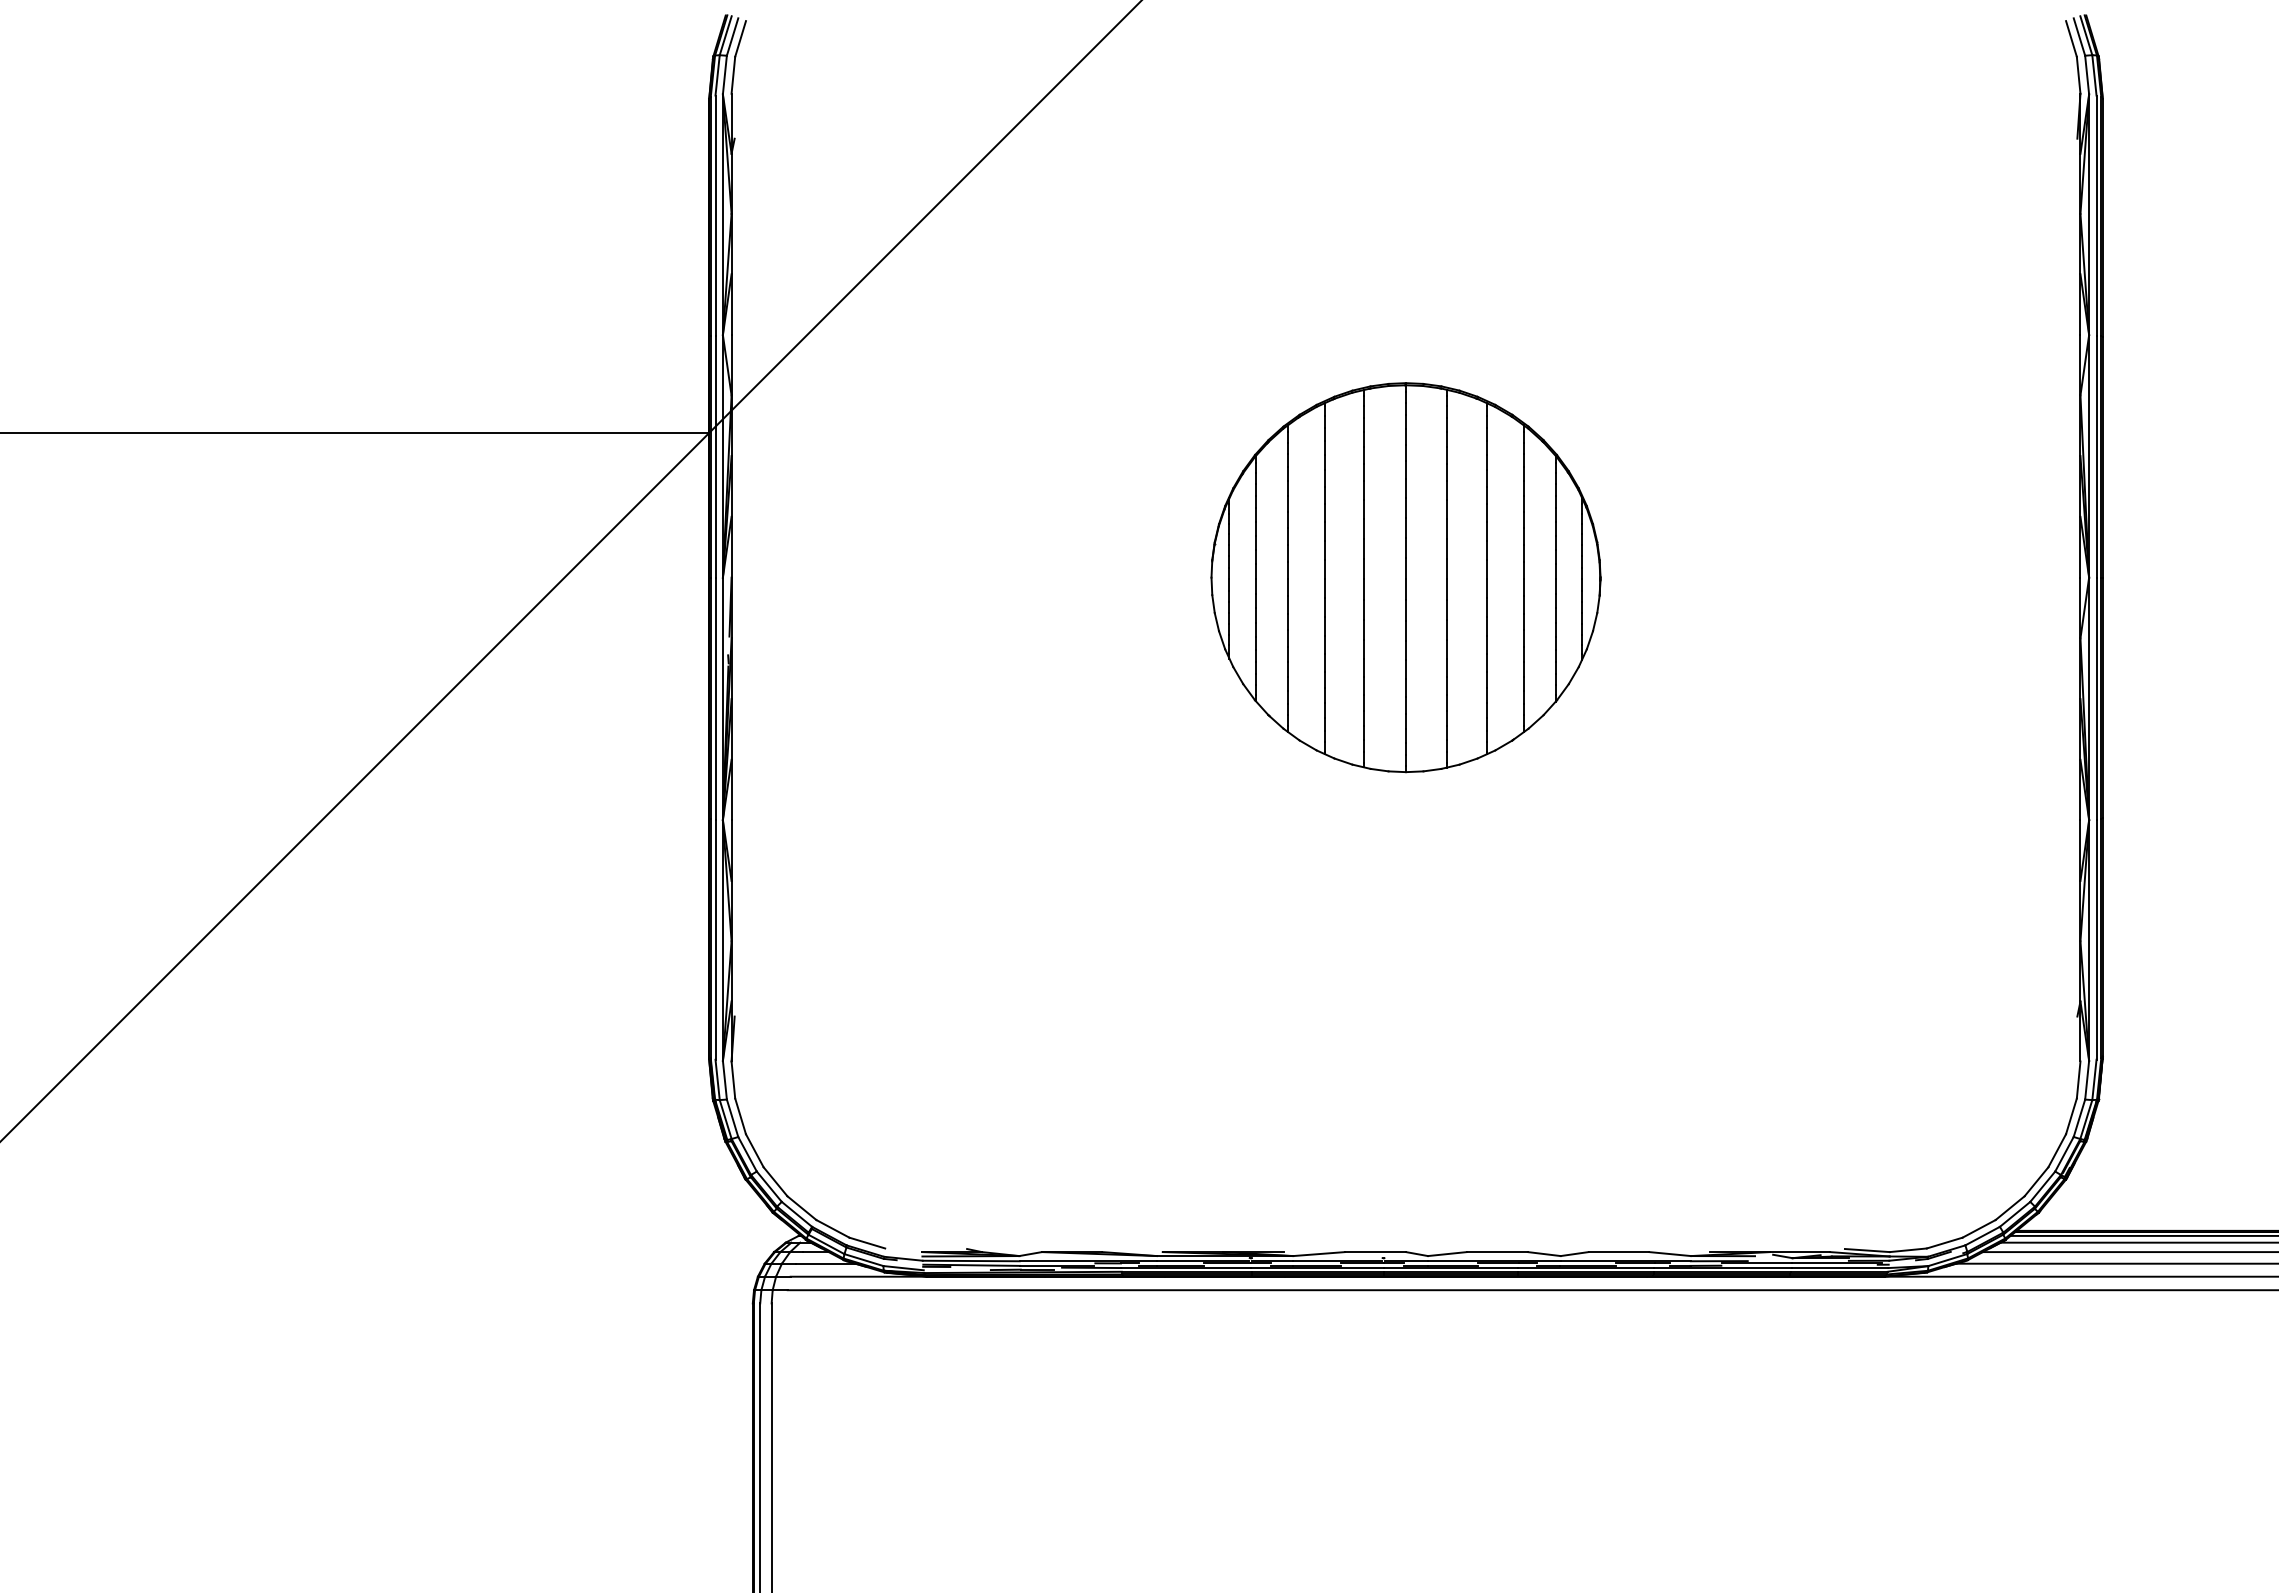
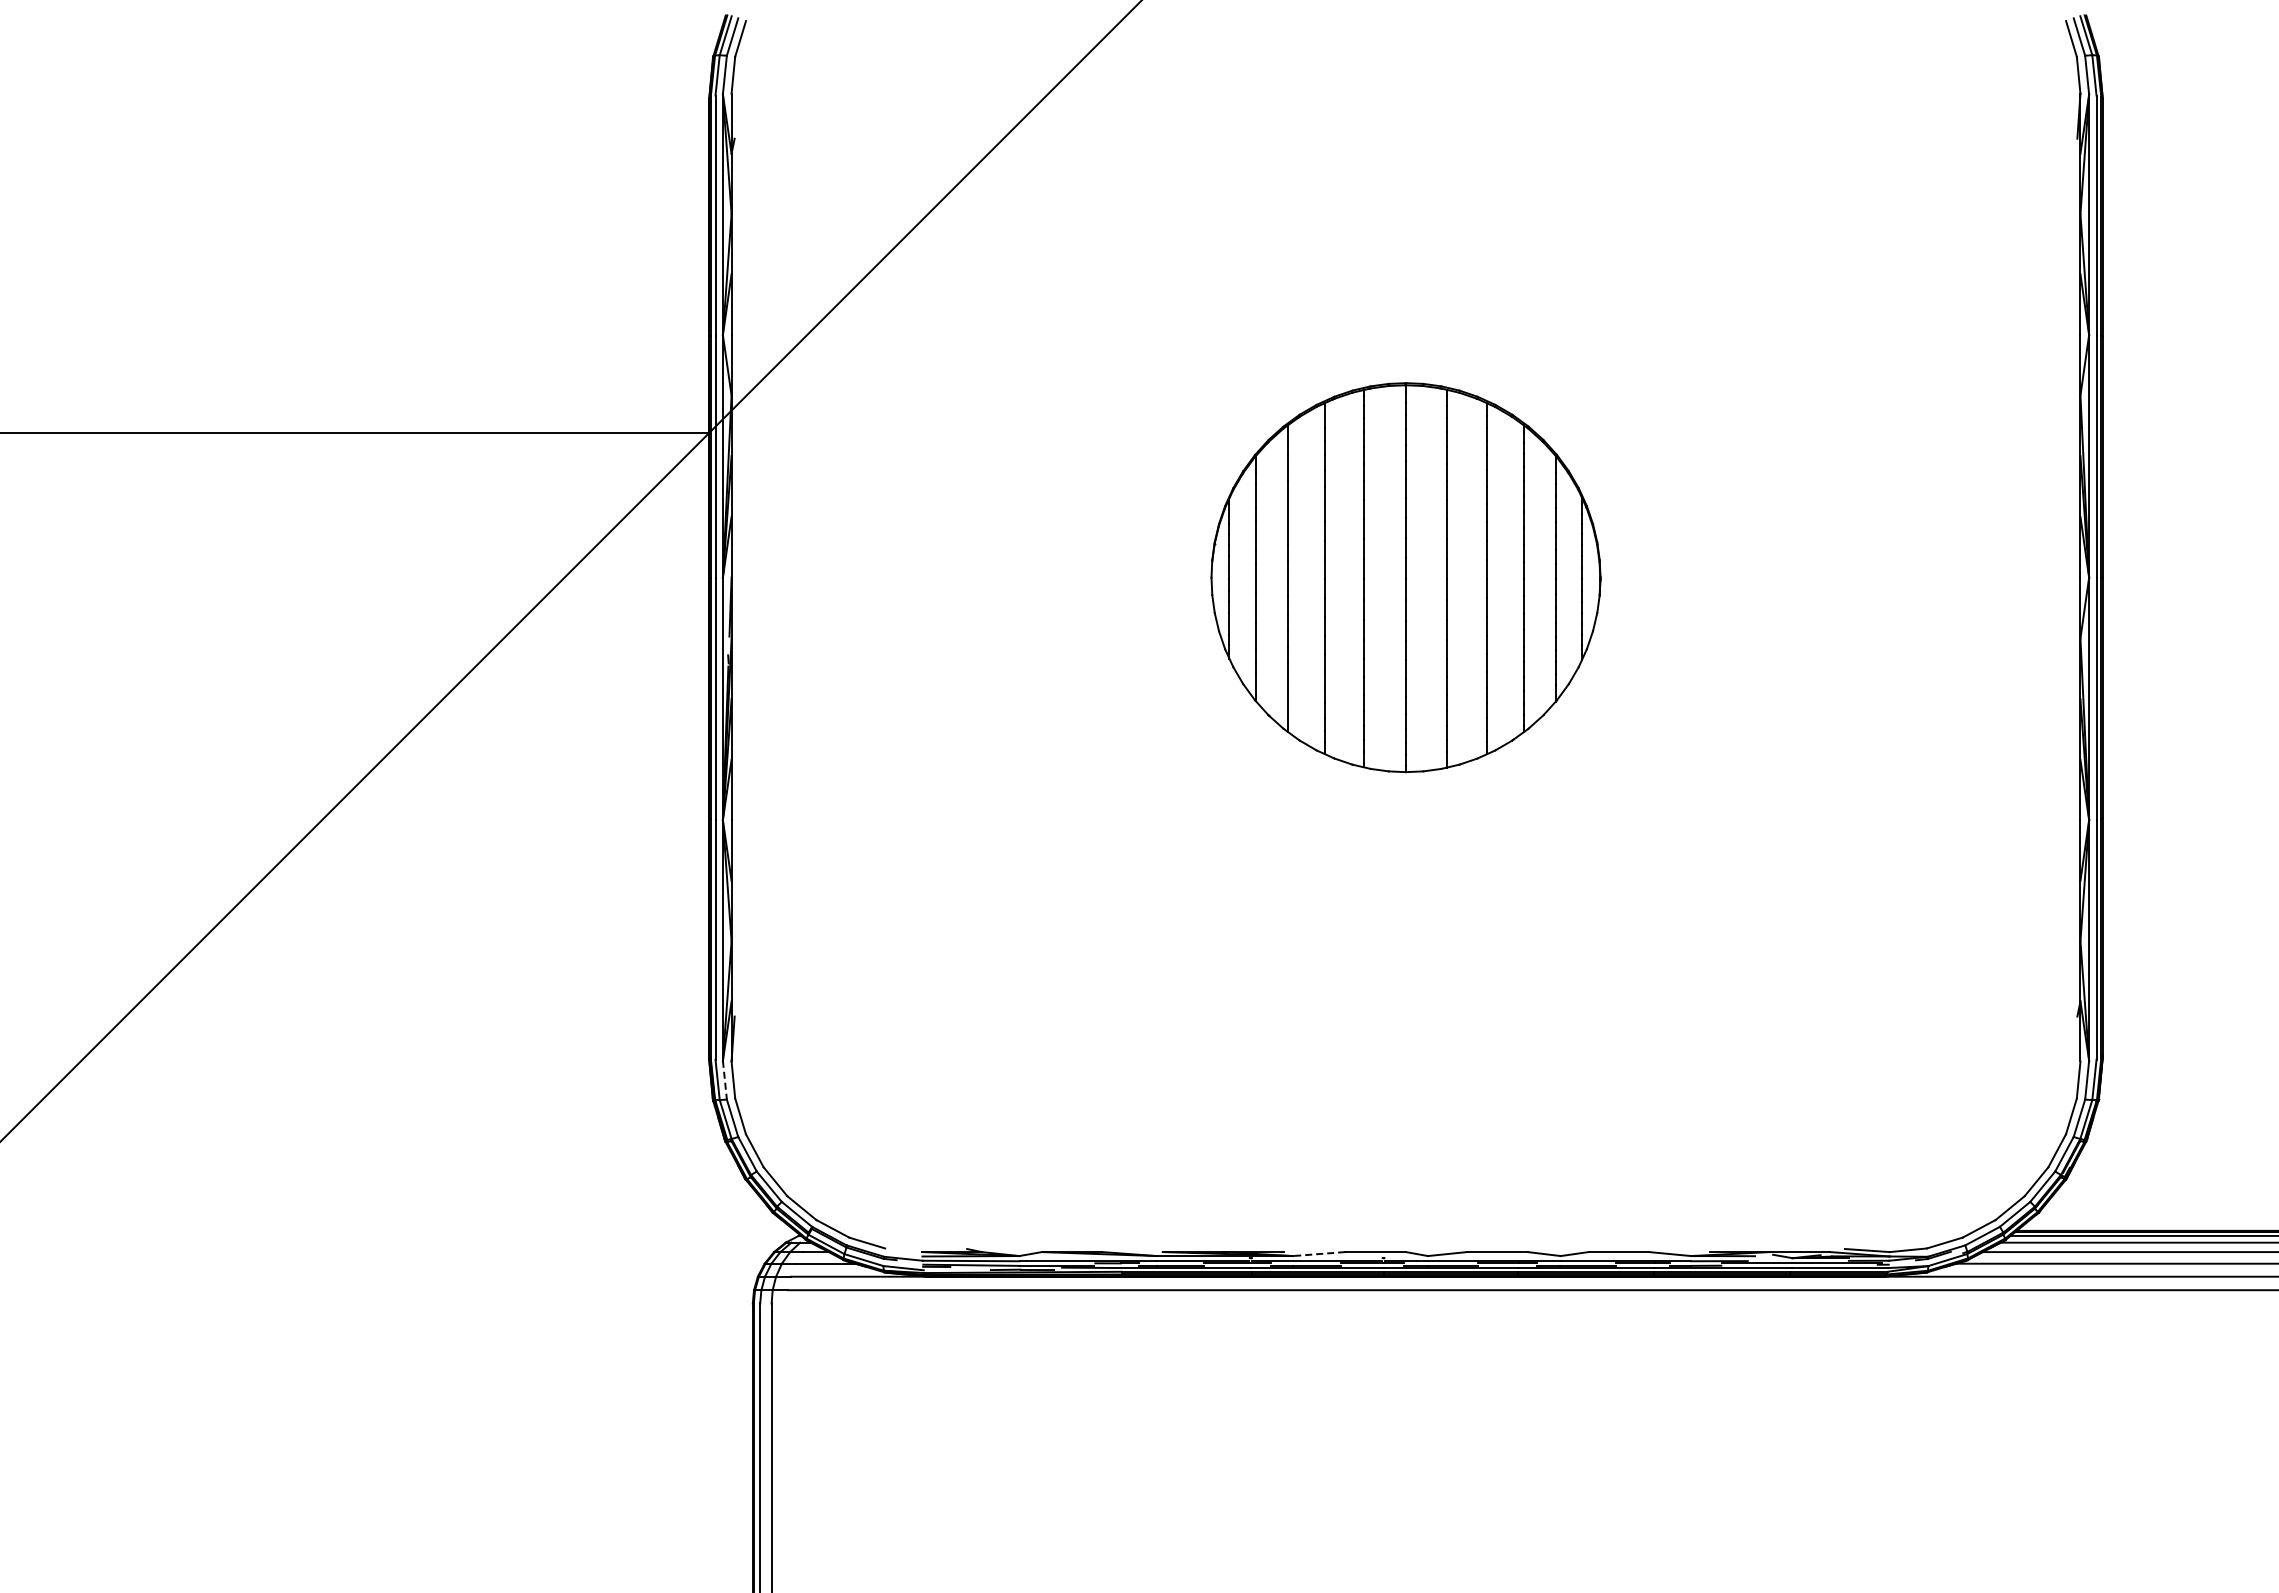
line: solid -> dashed (724, 1080)
line: solid -> dashed (1318, 1254)
